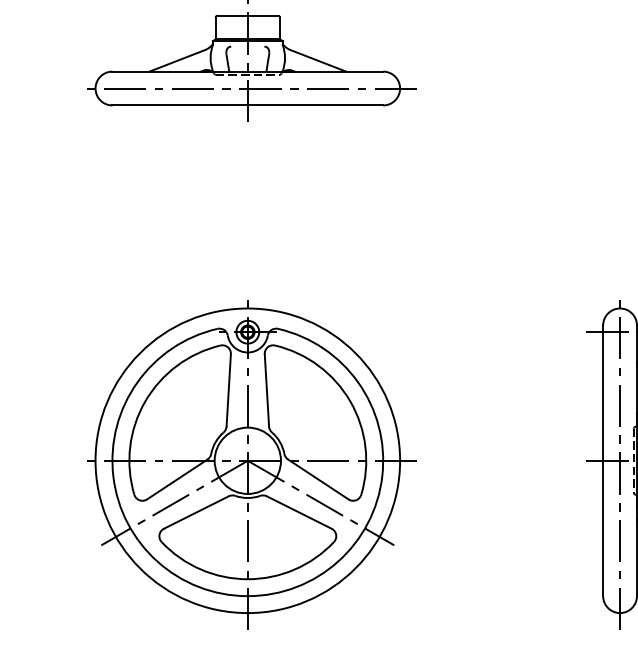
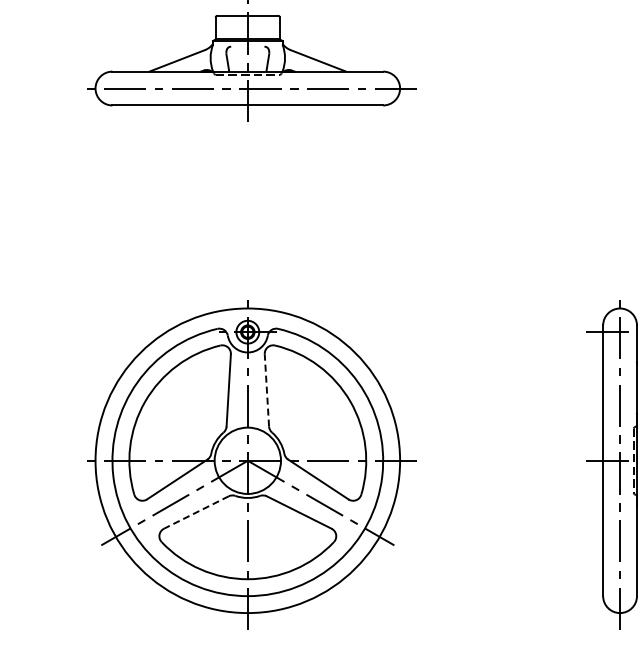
line: solid -> dashed (266, 389)
line: solid -> dashed (195, 512)
